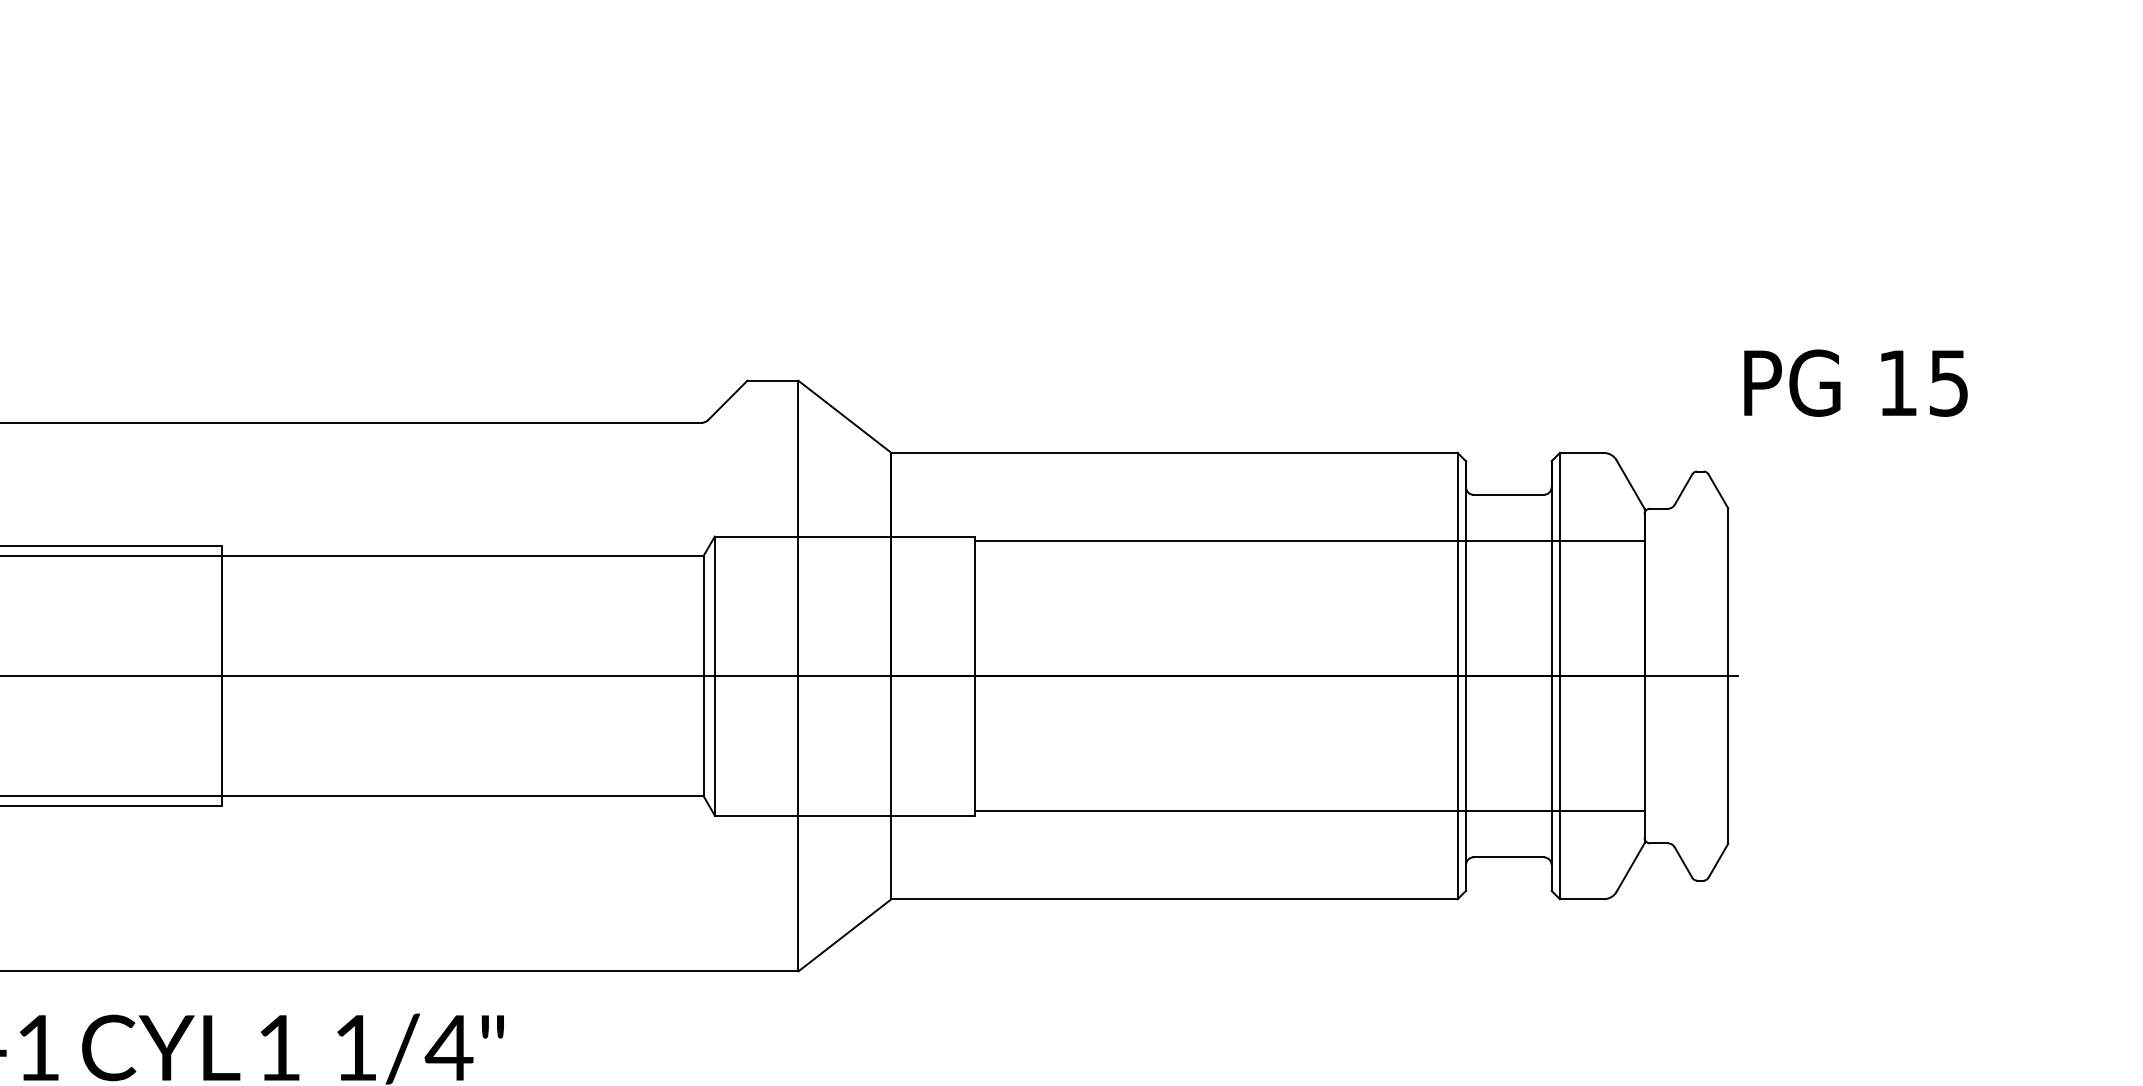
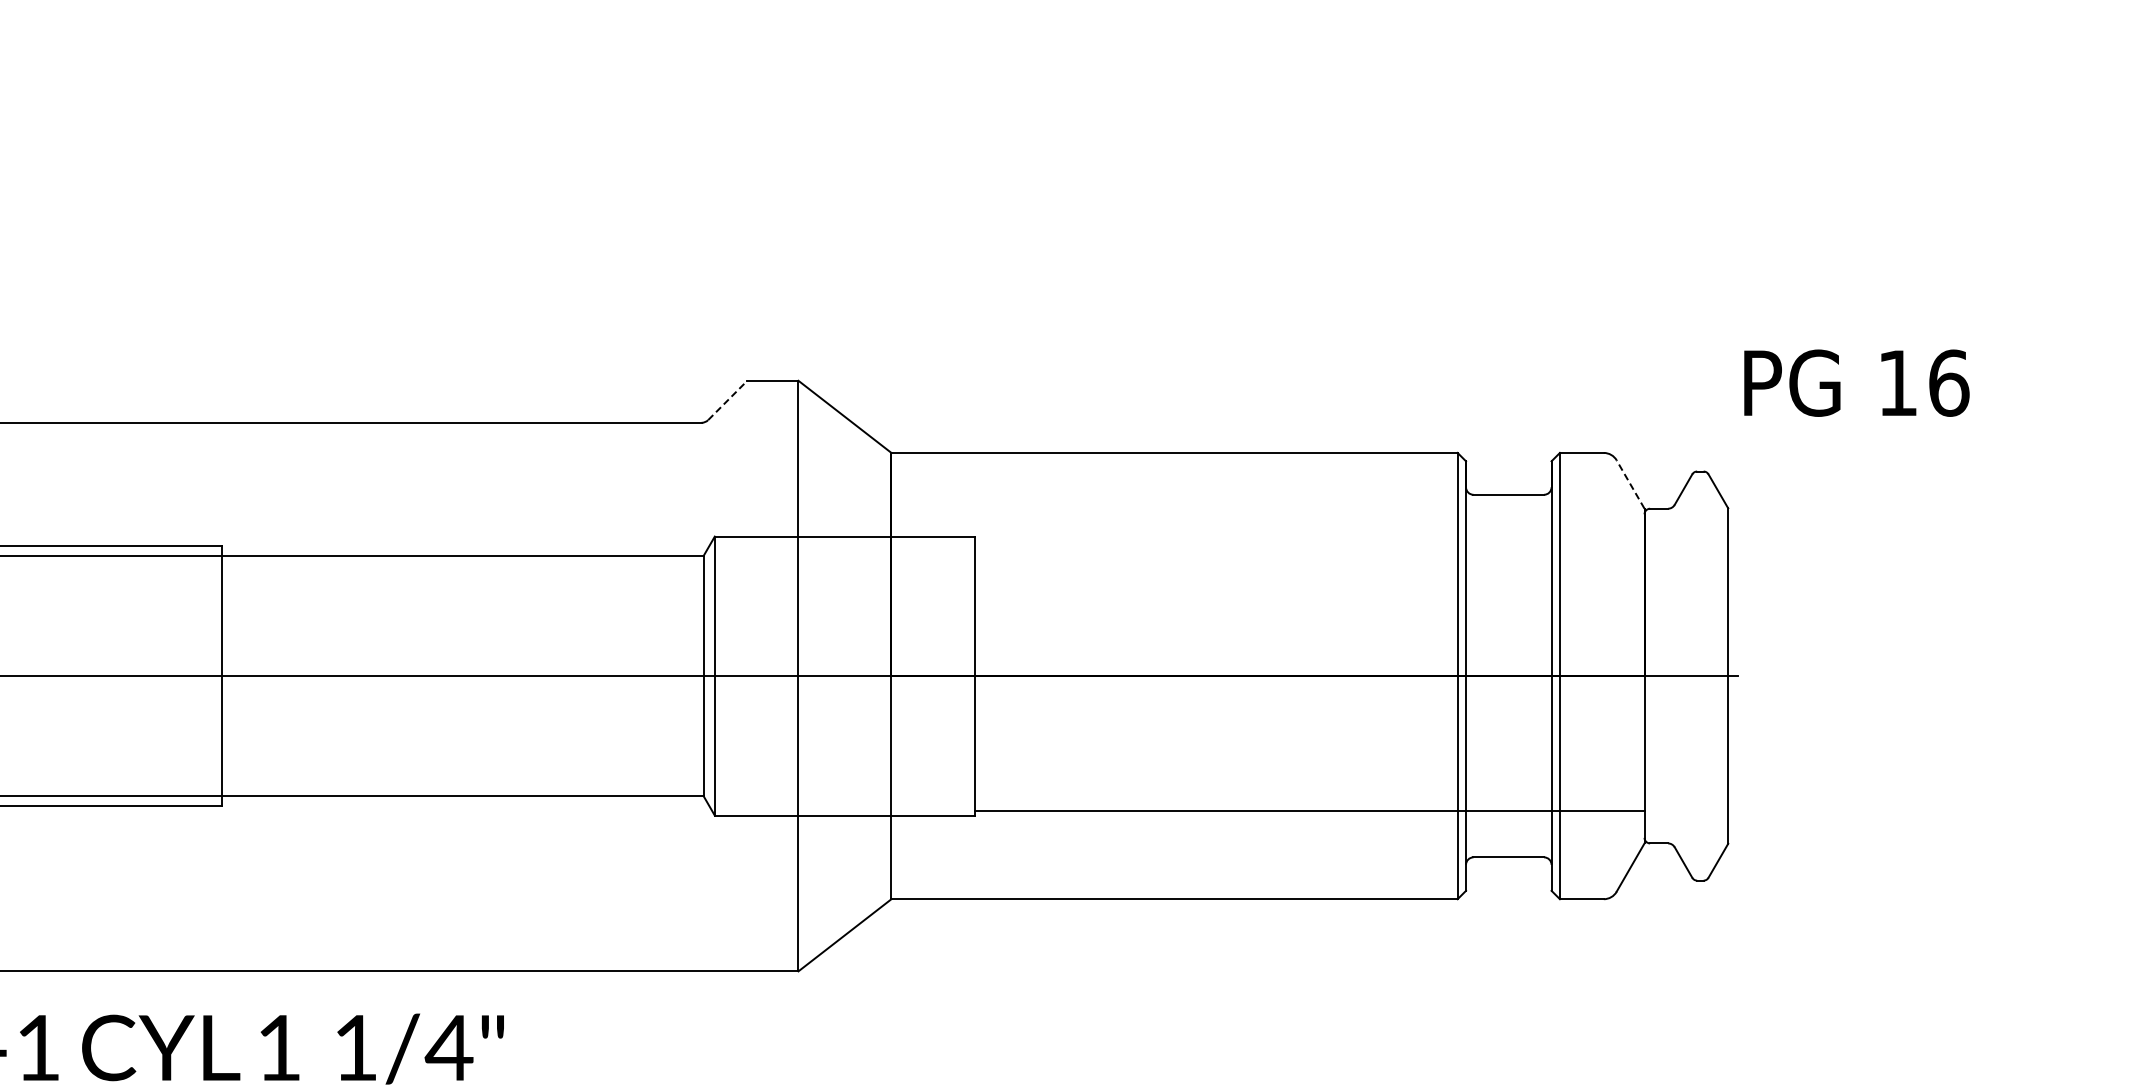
text: 15 -> 16 (1949, 382)
line: solid -> dashed (727, 400)
line: solid -> dashed (1630, 484)
line: present -> none (1309, 540)
